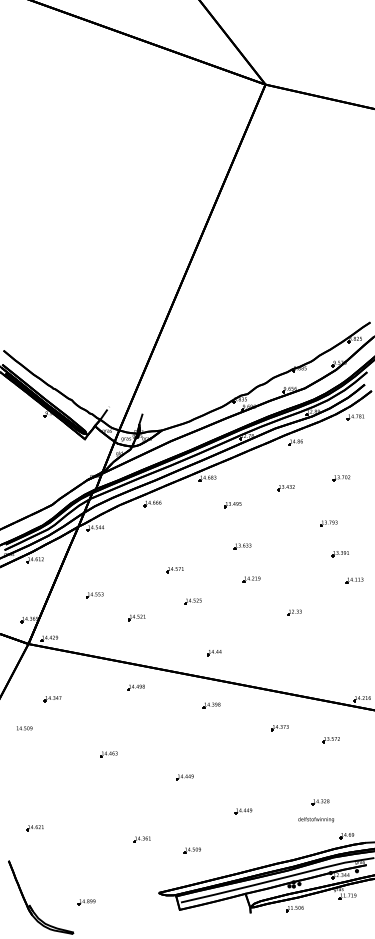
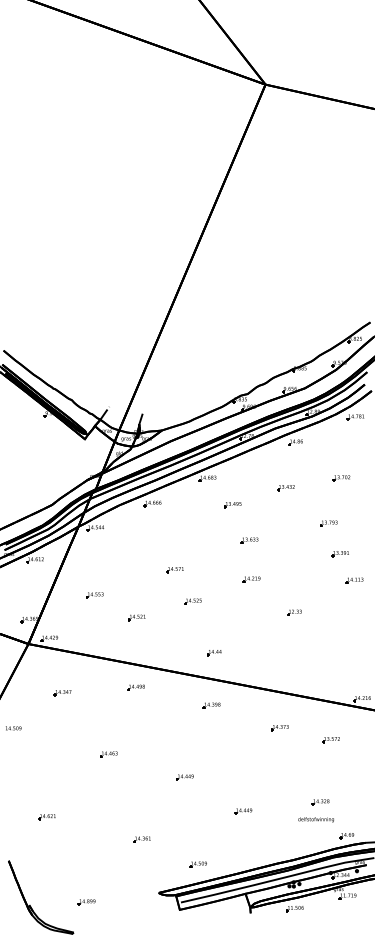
part position: (242, 546) -> (249, 540) (249, 540)
part position: (52, 699) -> (62, 693) (62, 693)
text position: (24, 728) -> (13, 728) (13, 728)
part position: (34, 828) -> (46, 817) (46, 817)
part position: (191, 850) -> (197, 864) (197, 864)
